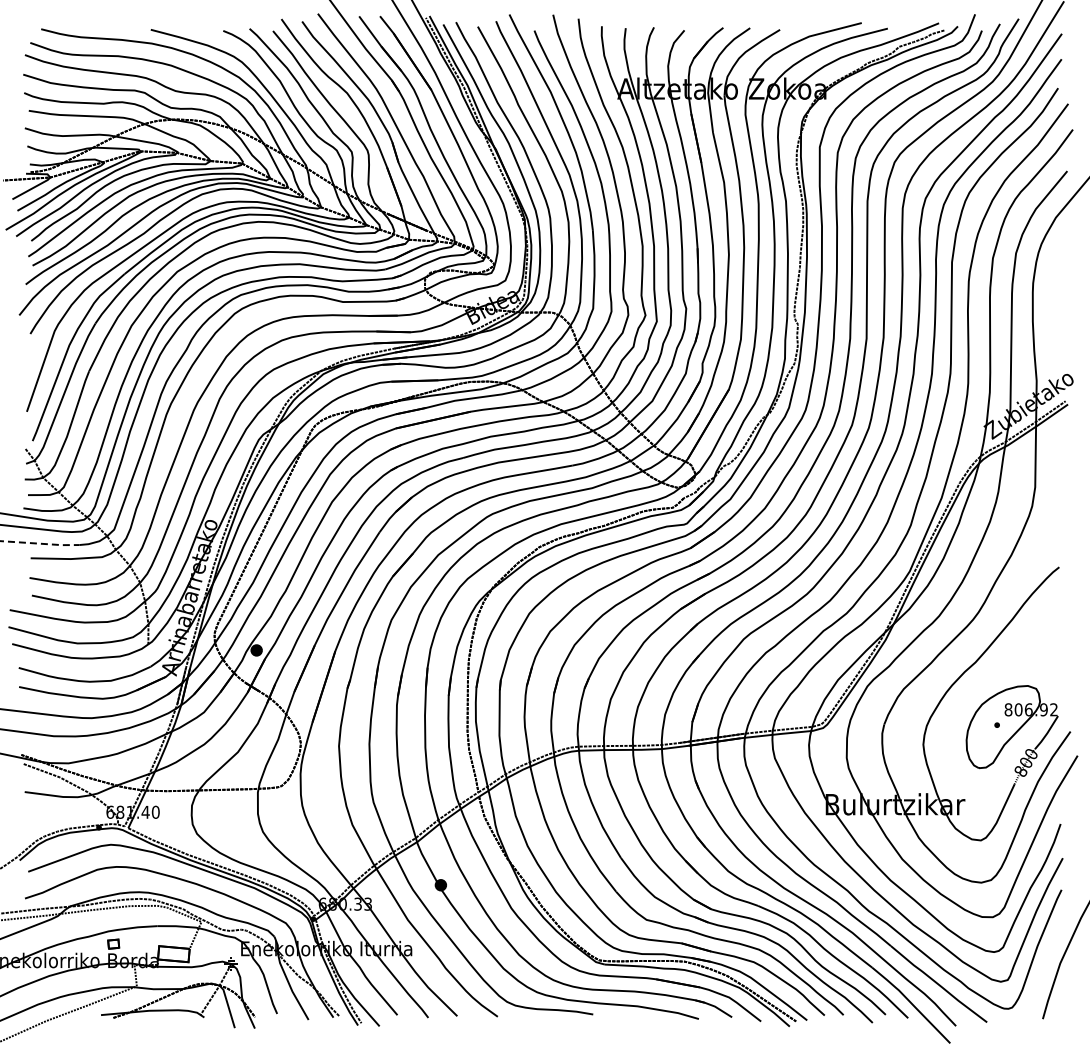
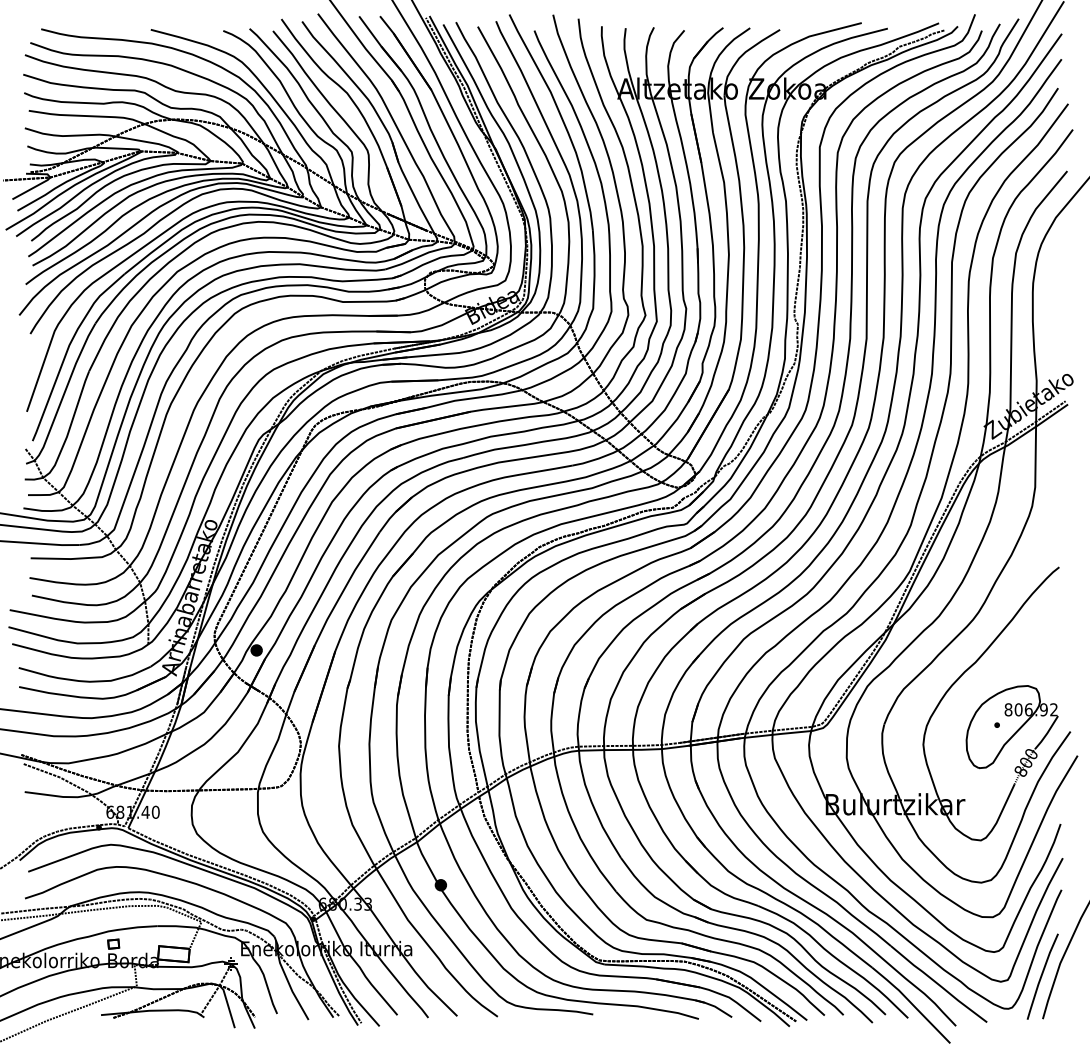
line: dashed -> solid (41, 543)
curve: none -> present (1042, 976)
